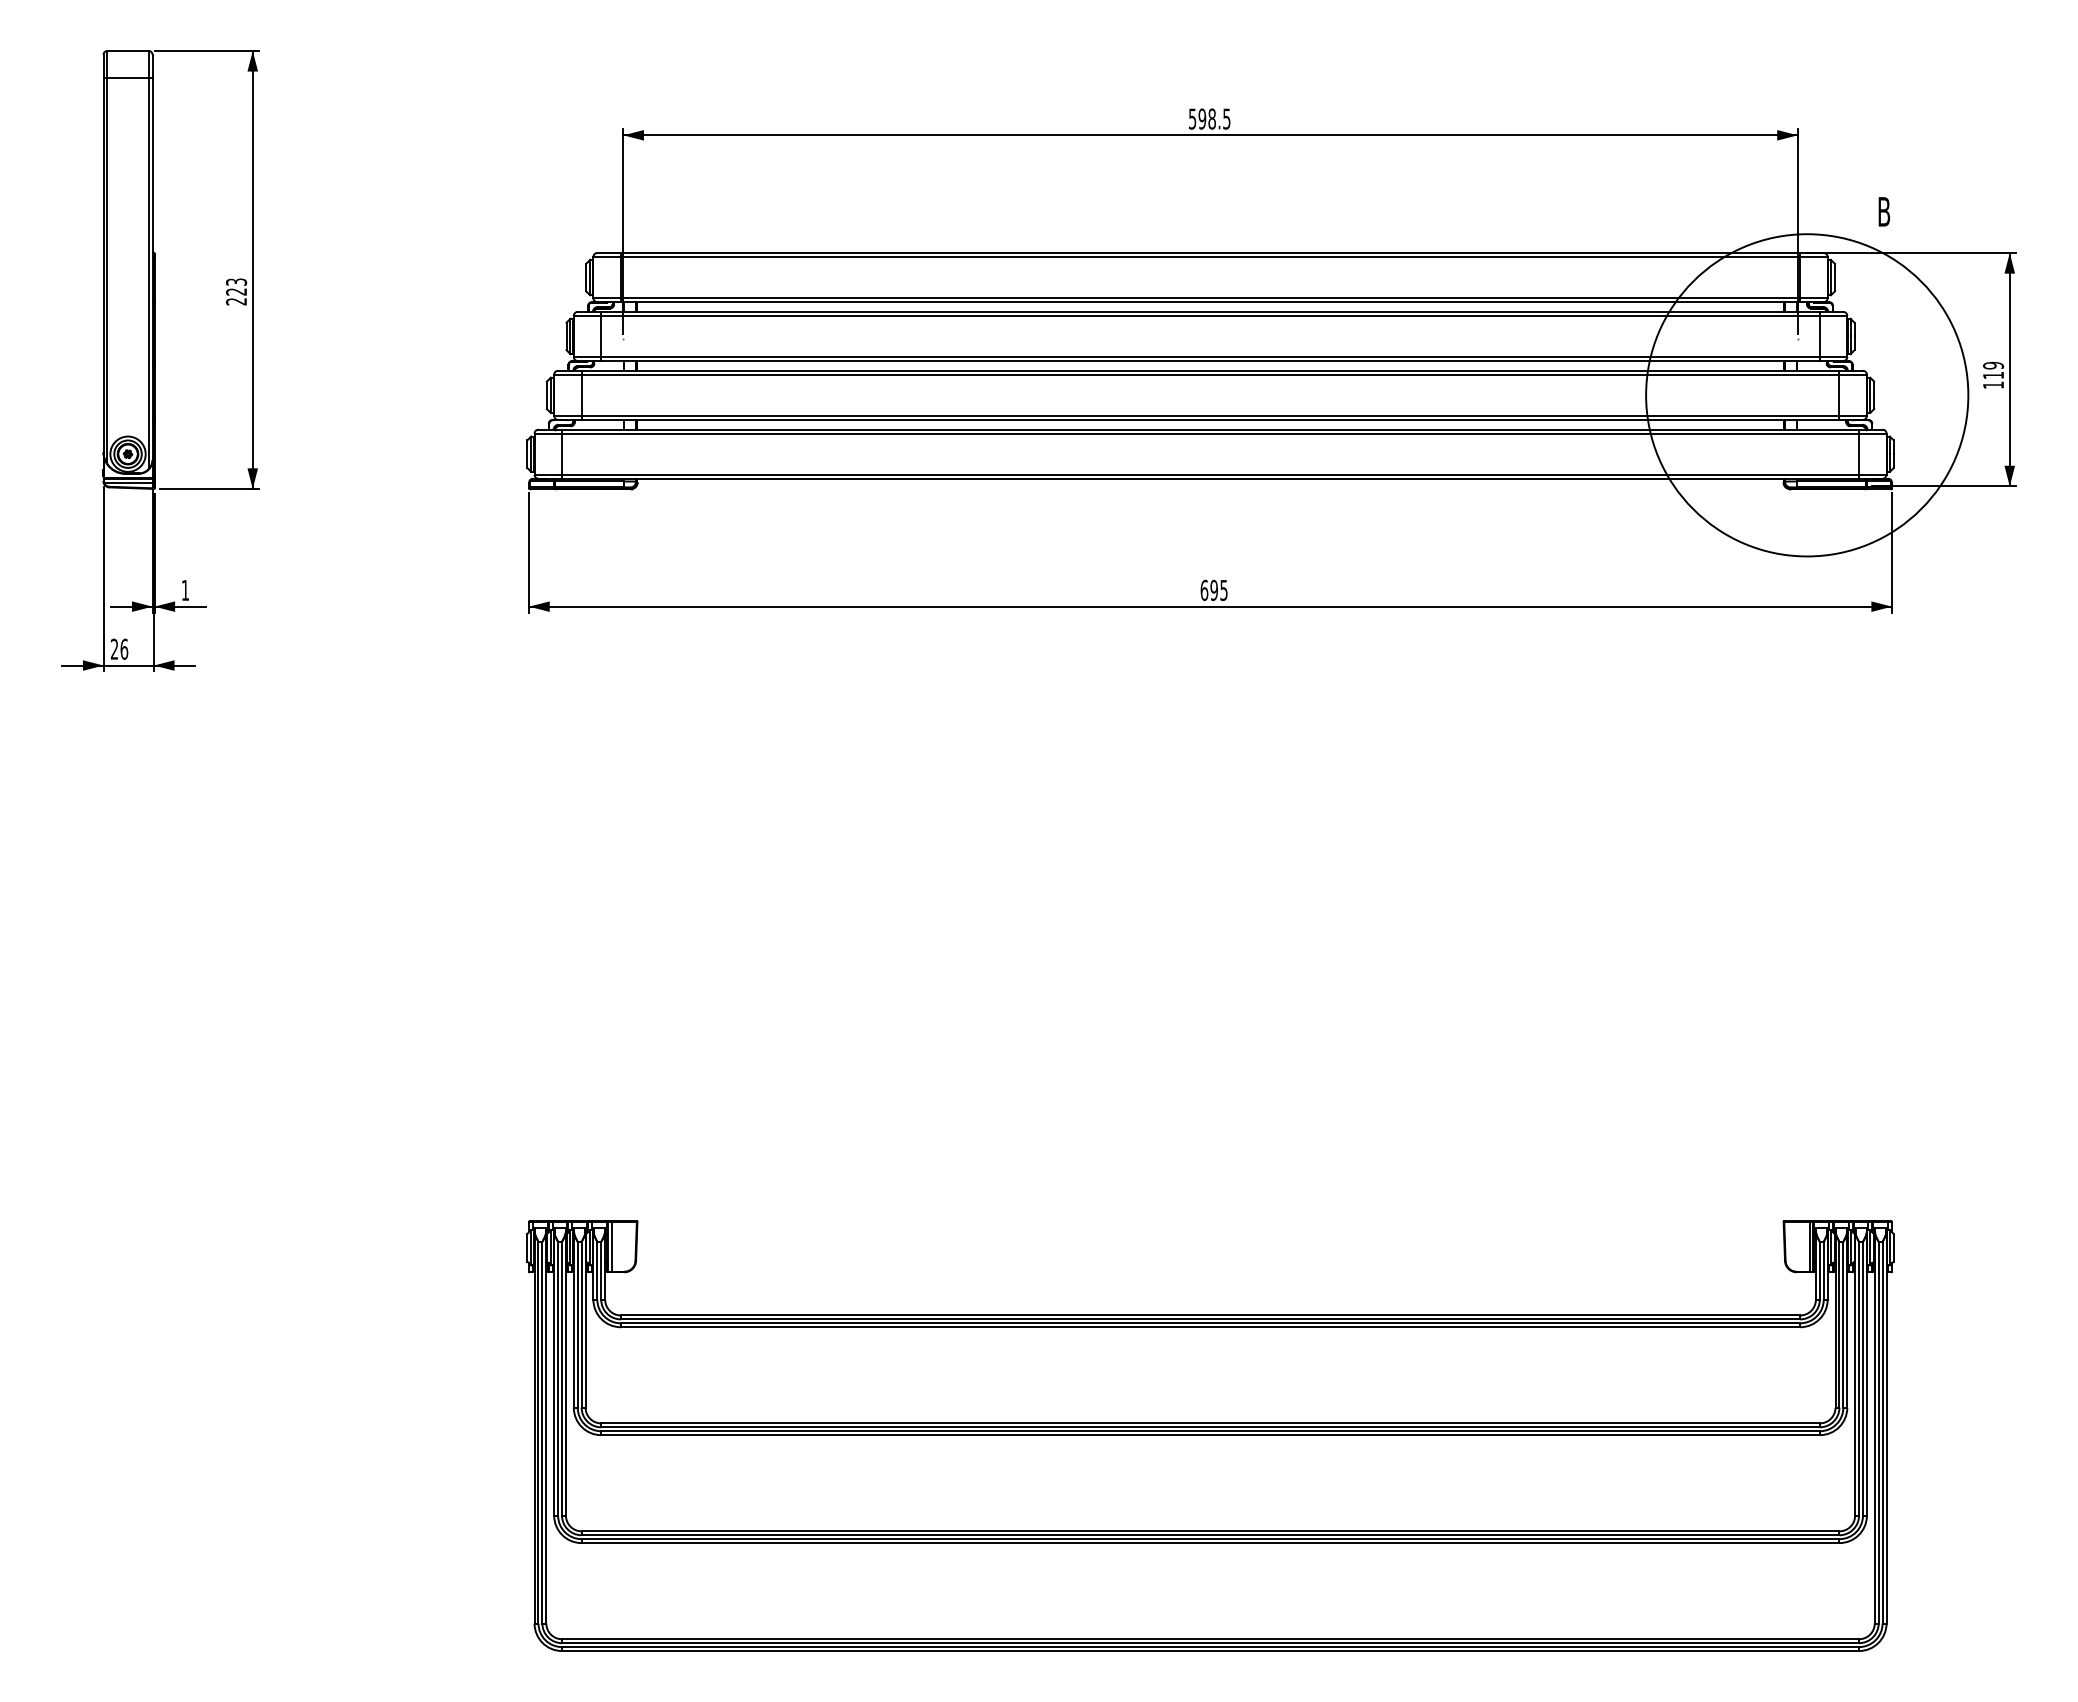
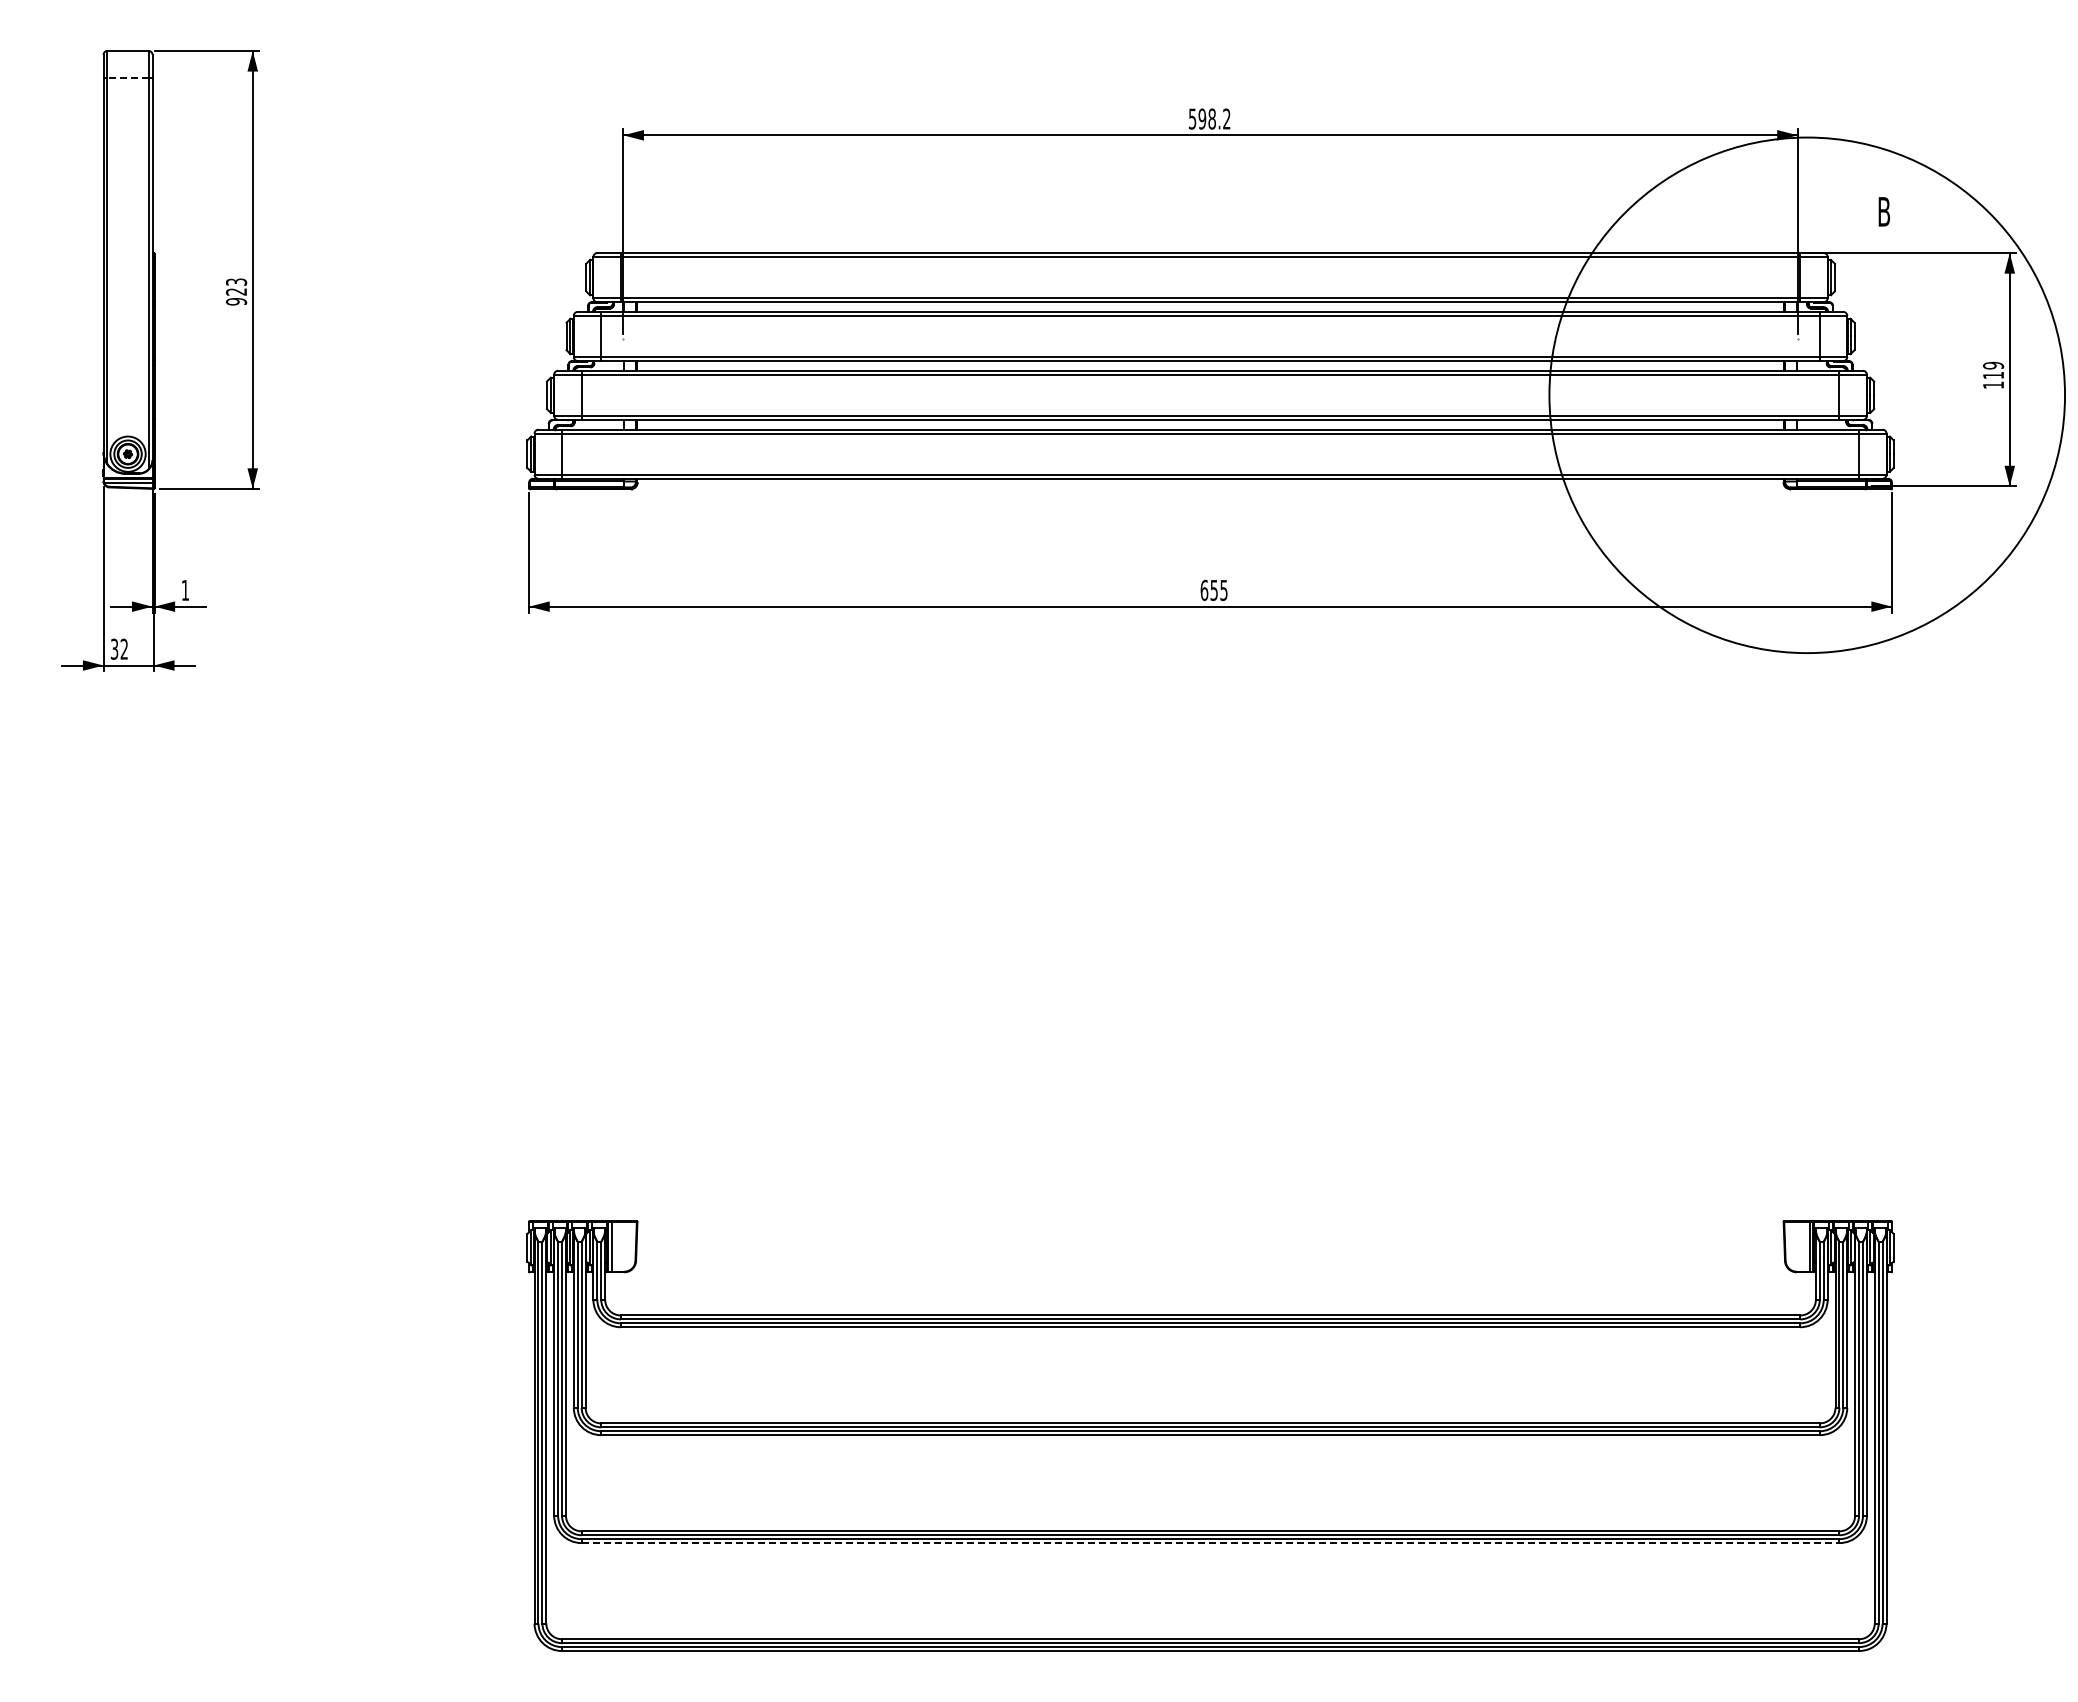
line: solid -> dashed (128, 78)
text: 598.5 -> 598.2 (1226, 118)
text: 223 -> 923 (236, 301)
circle diameter: 322 px -> 516 px (1807, 395)
text: 695 -> 655 (1213, 589)
text: 26 -> 32 (119, 648)
line: solid -> dashed (1210, 1543)
